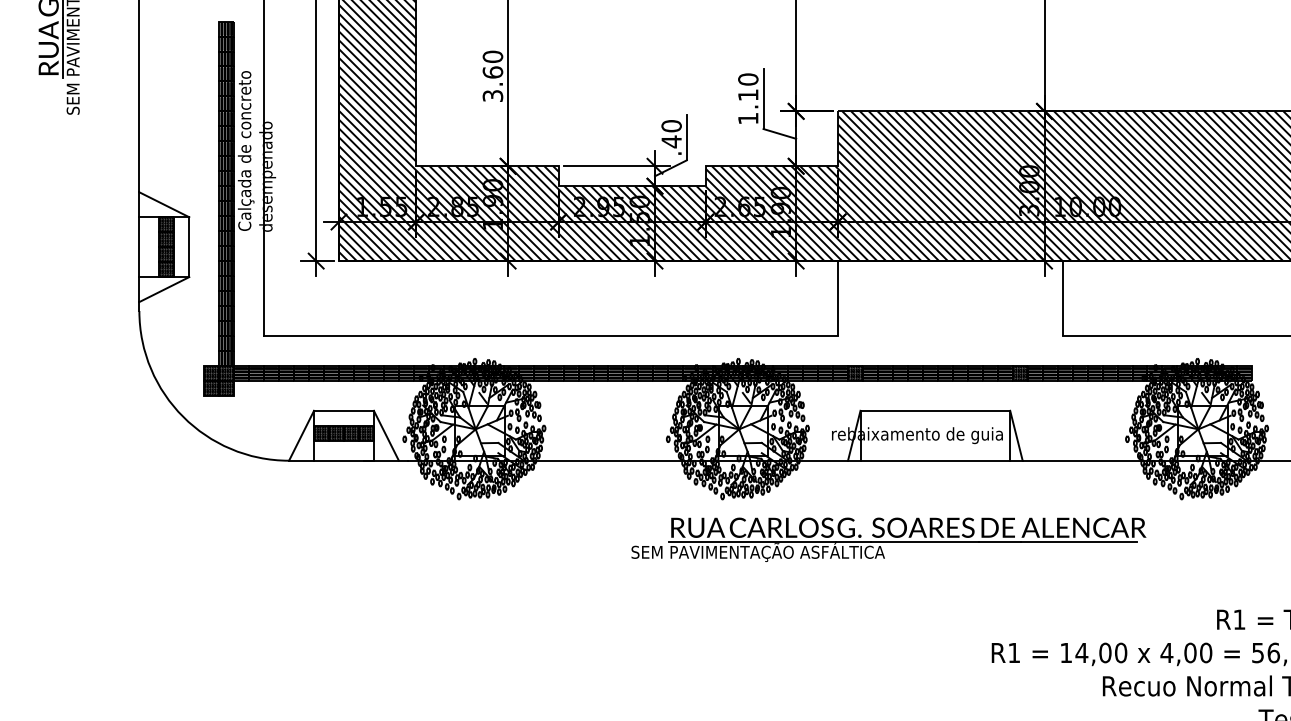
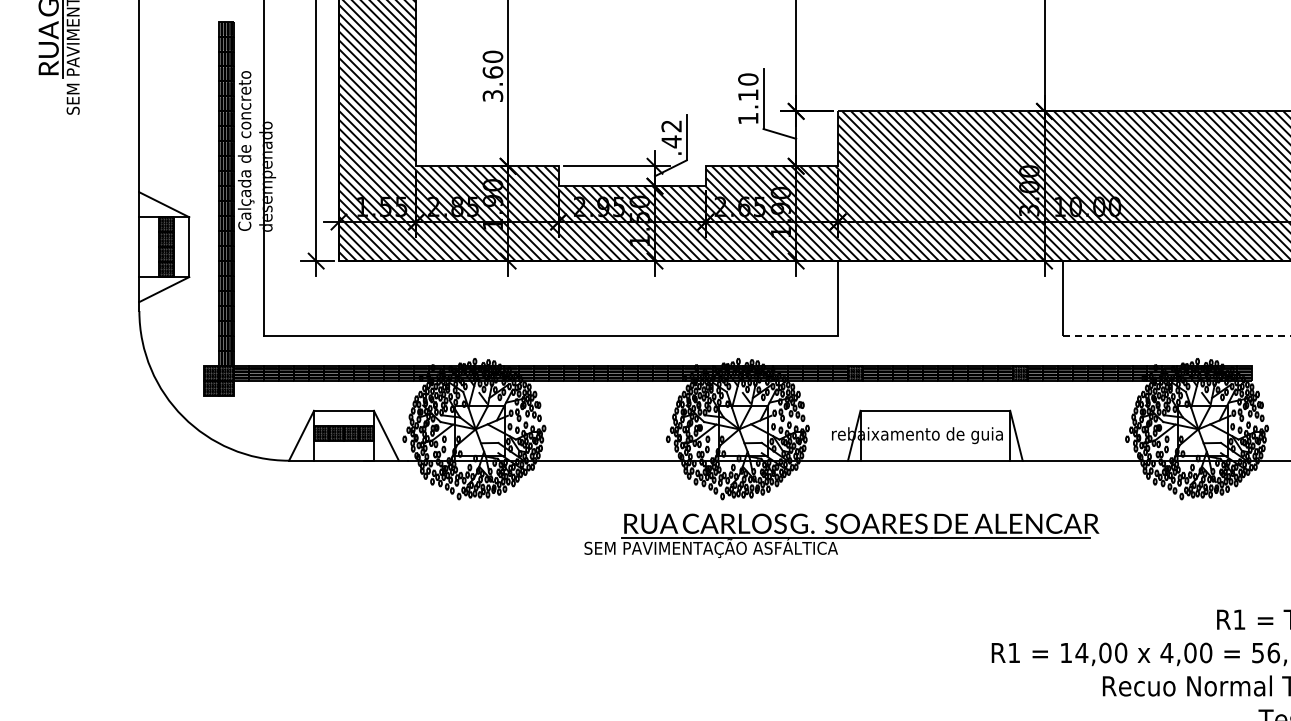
text: .40 -> .42 (671, 126)
line: solid -> dashed (1176, 335)
part position: (888, 539) -> (841, 535) (841, 535)
